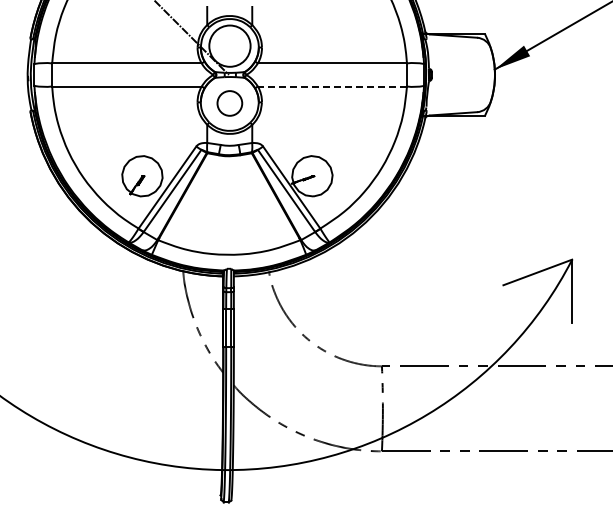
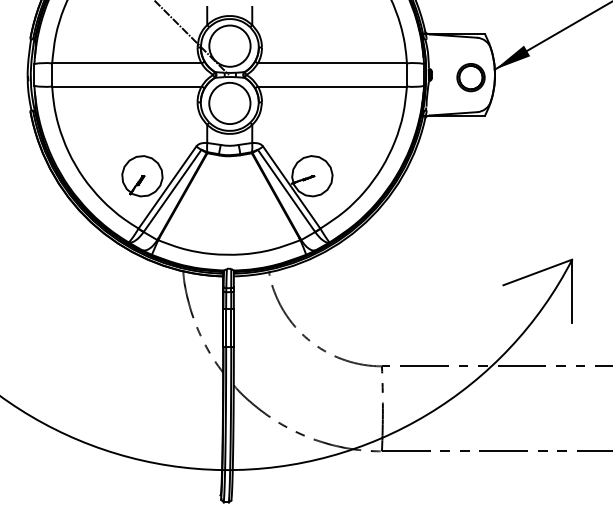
part: none -> present (470, 77)
line: dashed -> solid (332, 86)
circle diameter: 25 px -> 41 px (229, 103)
